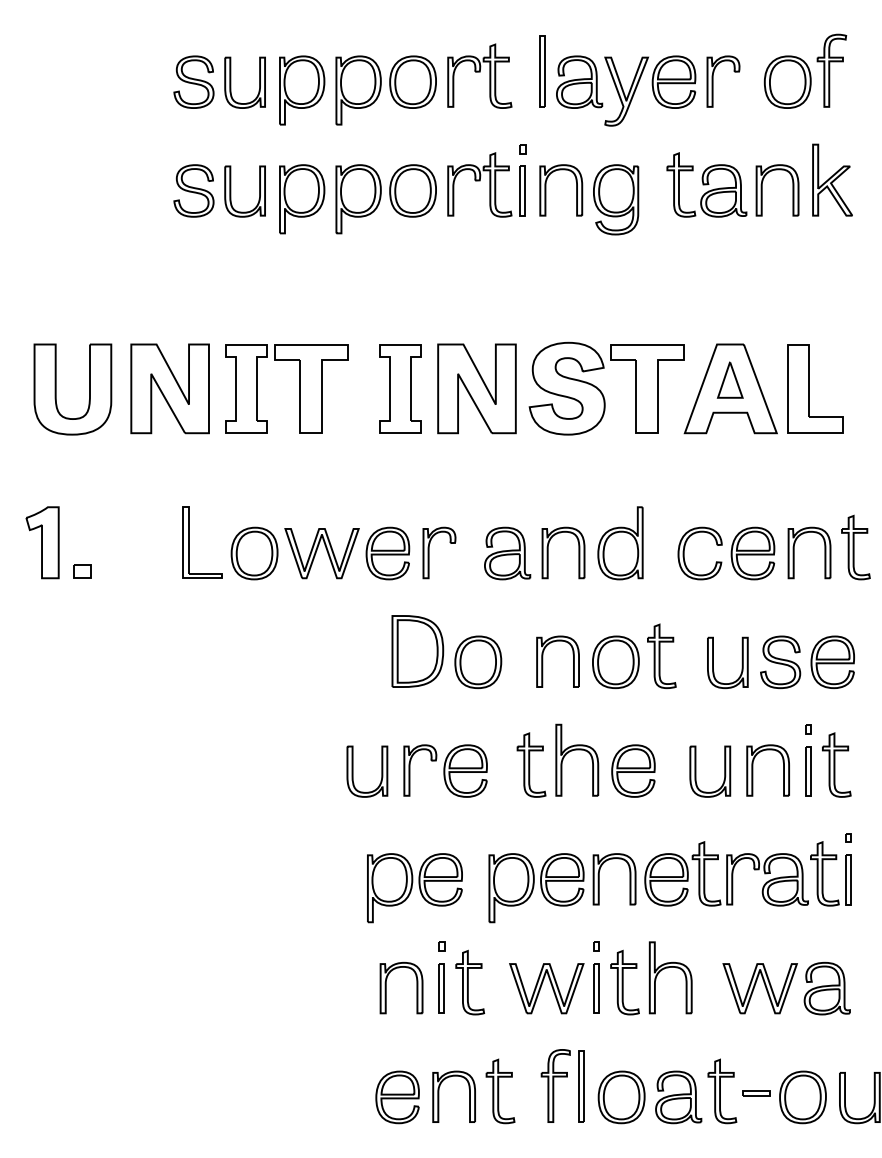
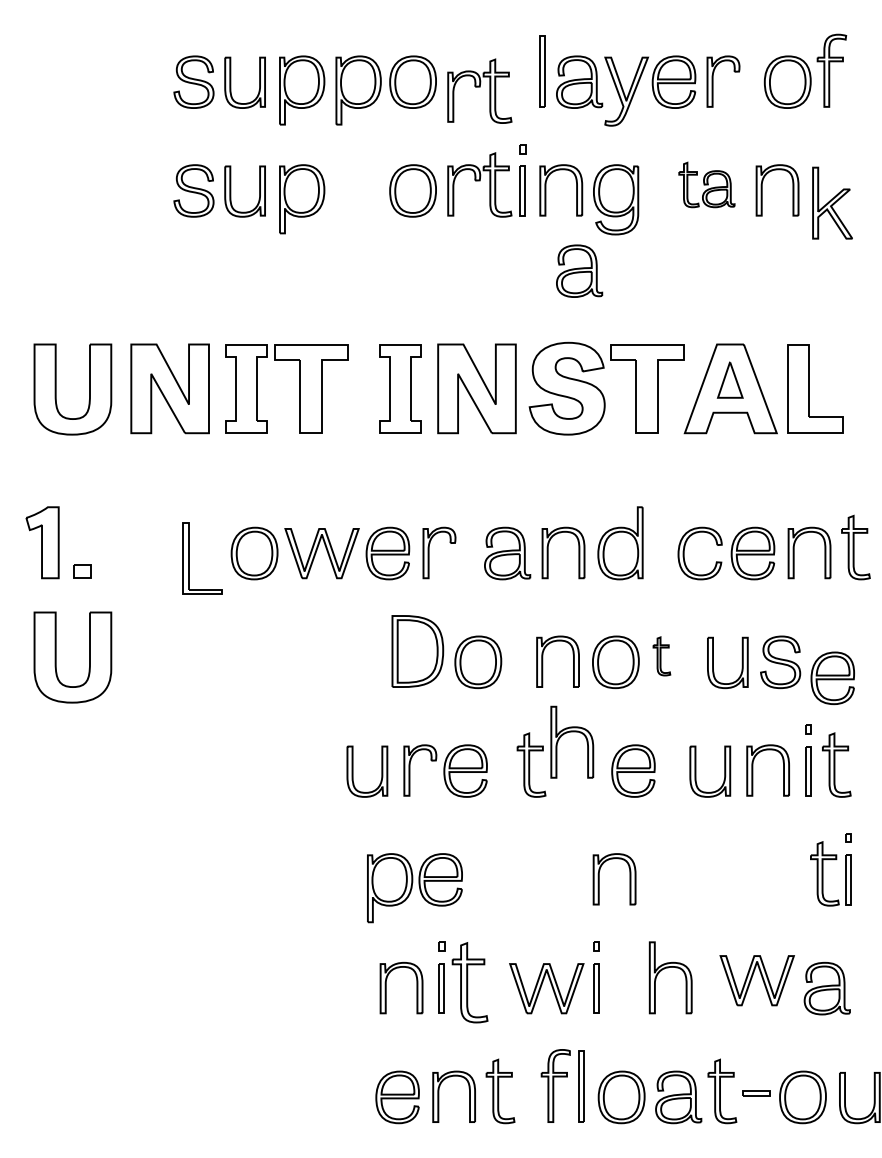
part position: (479, 75) -> (479, 90) (479, 90)
part position: (832, 179) -> (832, 202) (832, 202)
part size: 82x66 px -> 58x48 px (706, 184)
part: present -> none (358, 199)
part: none -> present (579, 270)
part position: (189, 542) -> (189, 558) (189, 558)
part size: 30x67 px -> 20x41 px (661, 656)
part: none -> present (56, 657)
part position: (832, 662) -> (832, 678) (832, 678)
part position: (577, 750) -> (572, 732) (572, 732)
part: present -> none (726, 873)
part: present -> none (536, 888)
part size: 31x67 px -> 38x82 px (469, 982)
part: present -> none (624, 982)
part position: (759, 988) -> (756, 980) (756, 980)
